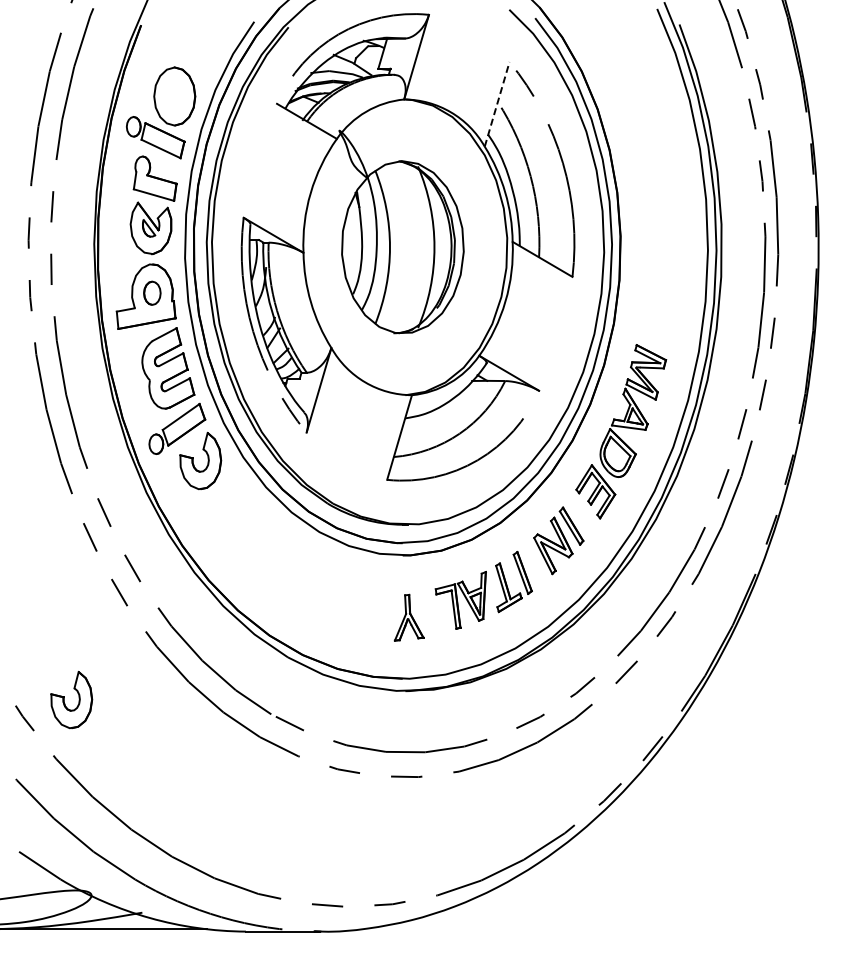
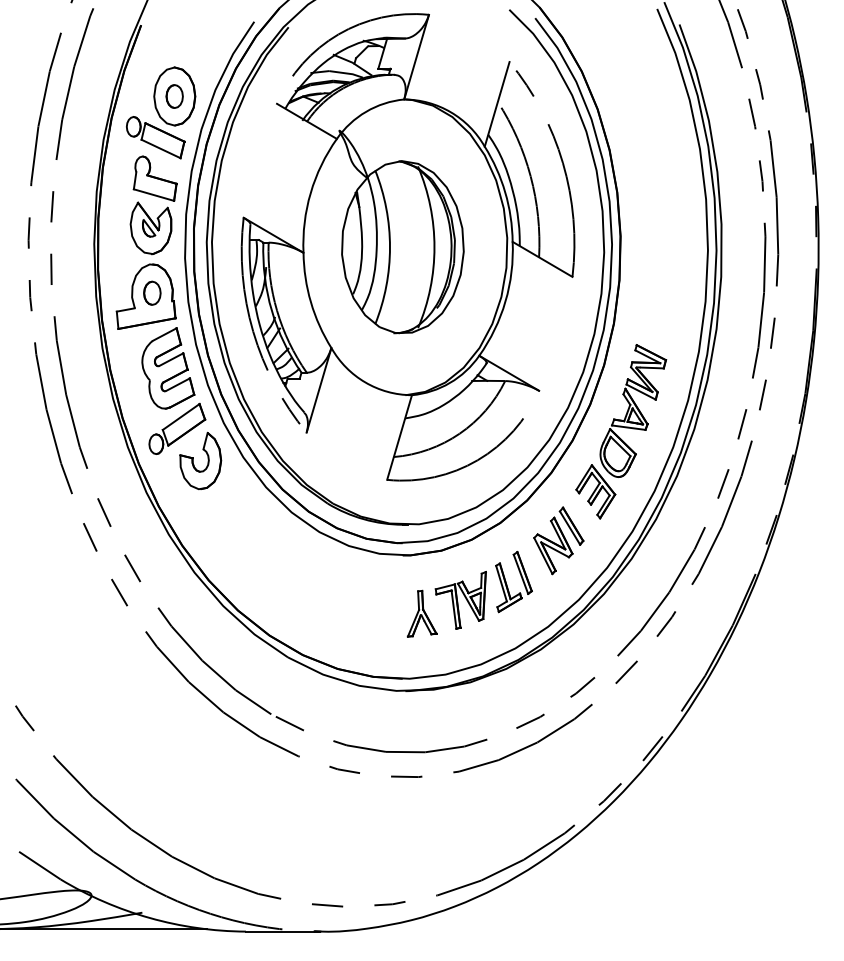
part: none -> present (174, 96)
line: dashed -> solid (497, 103)
part position: (408, 617) -> (421, 613) (421, 613)
part: present -> none (64, 699)
